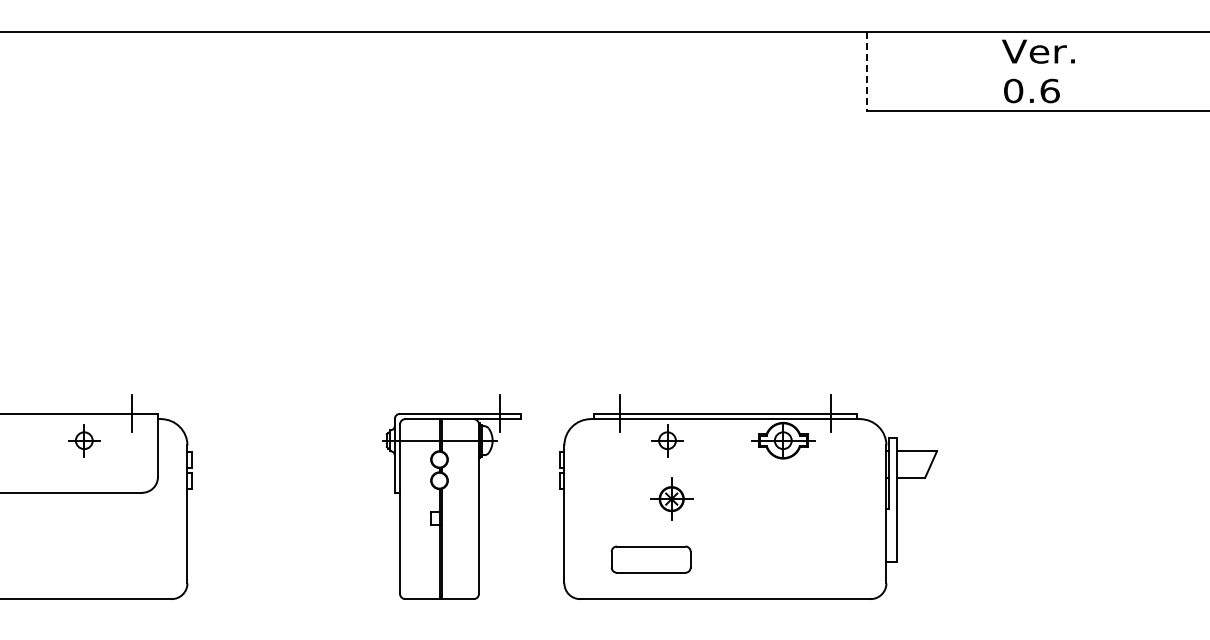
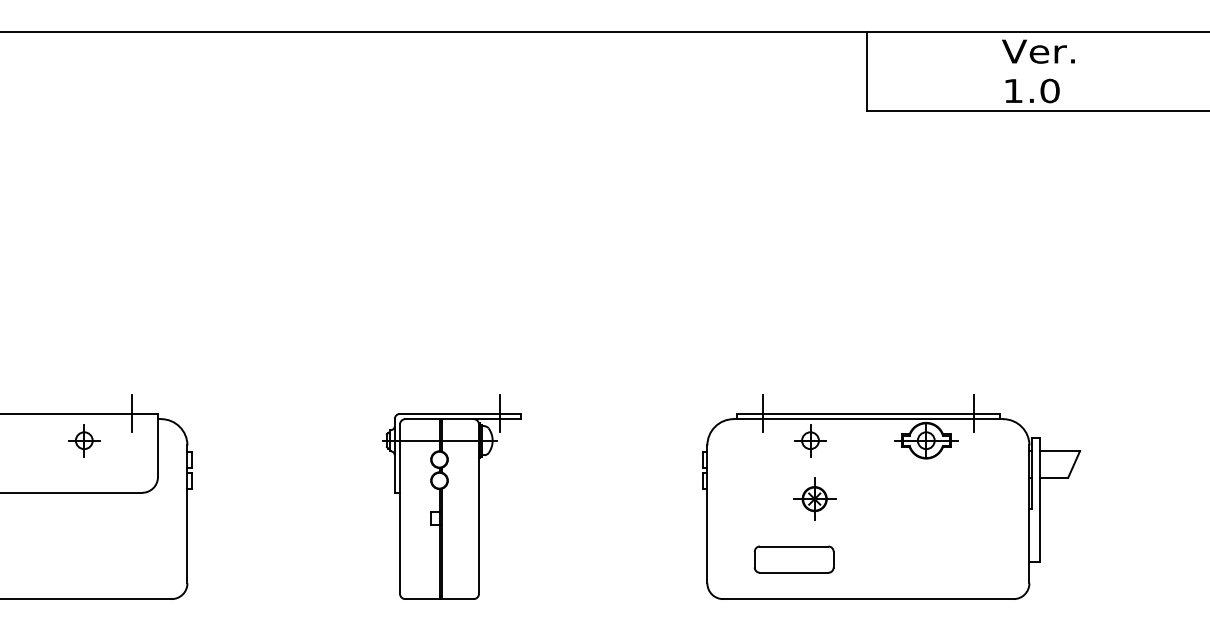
line: dashed -> solid (867, 71)
text: 0.6 -> 1.0 (1031, 90)
part position: (748, 496) -> (891, 496) (891, 496)
